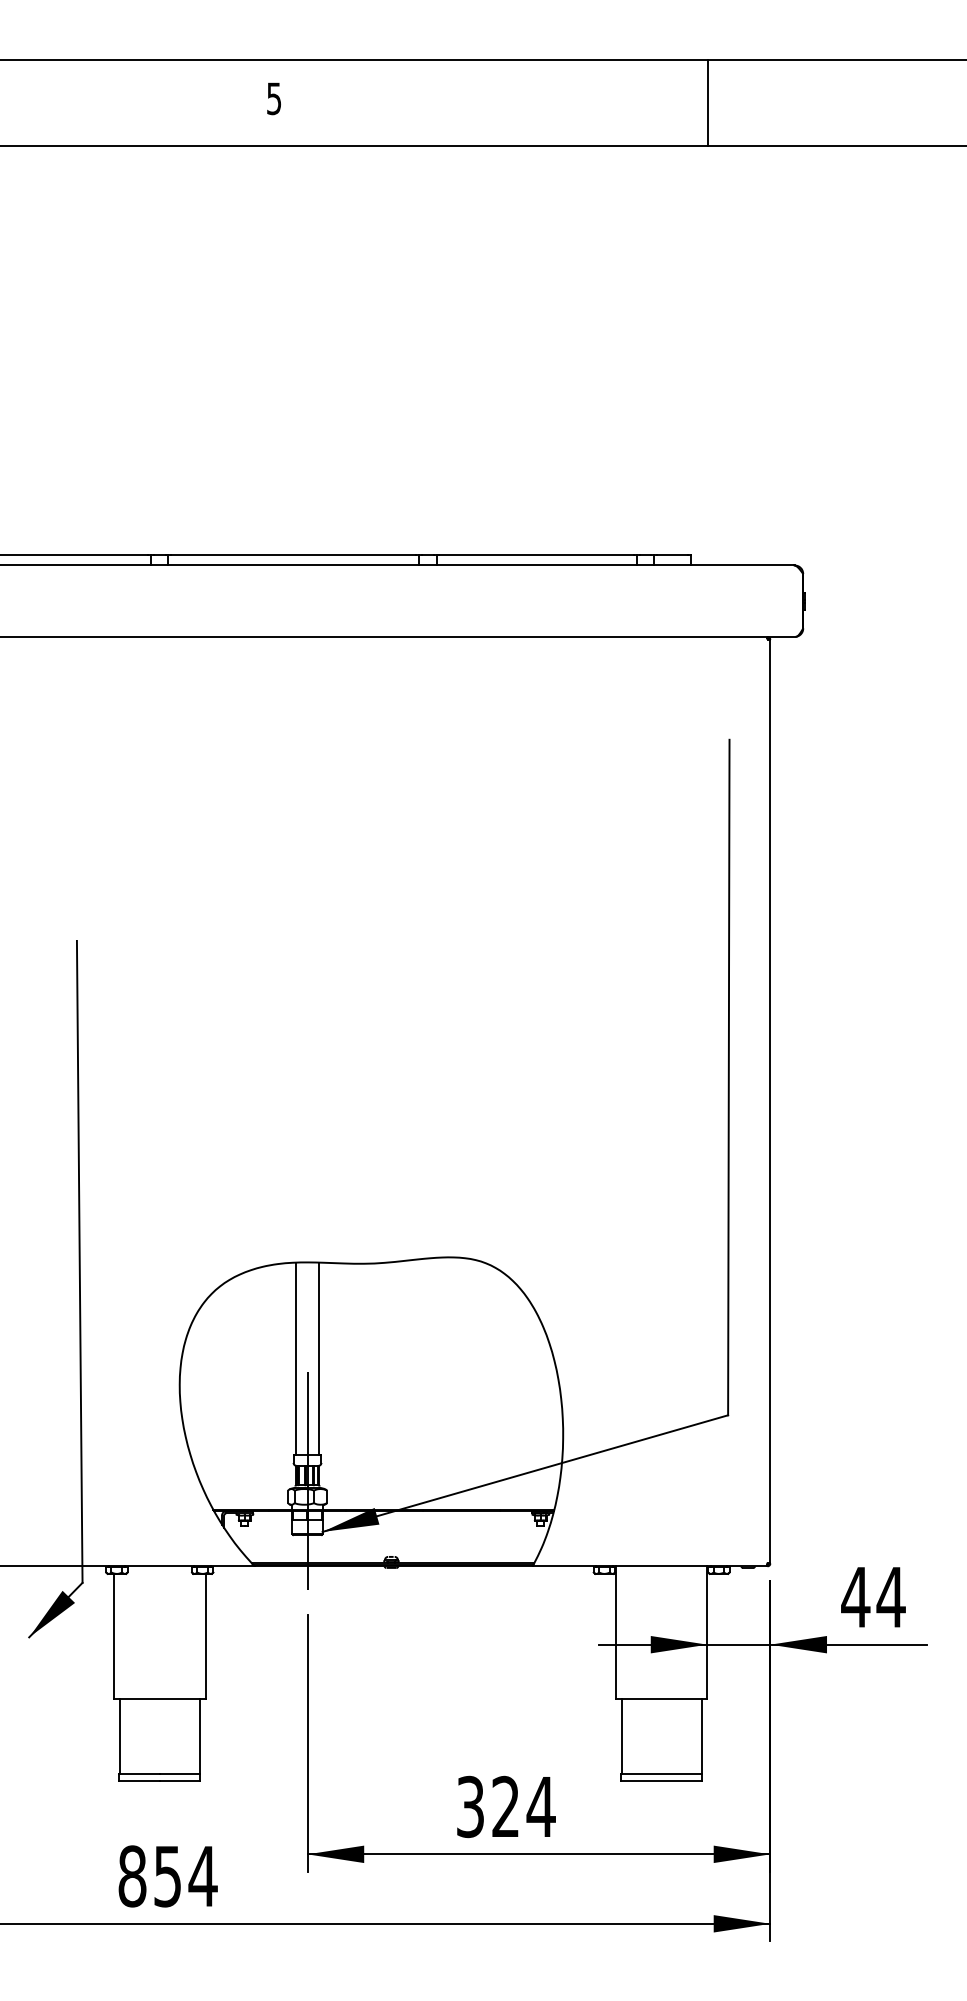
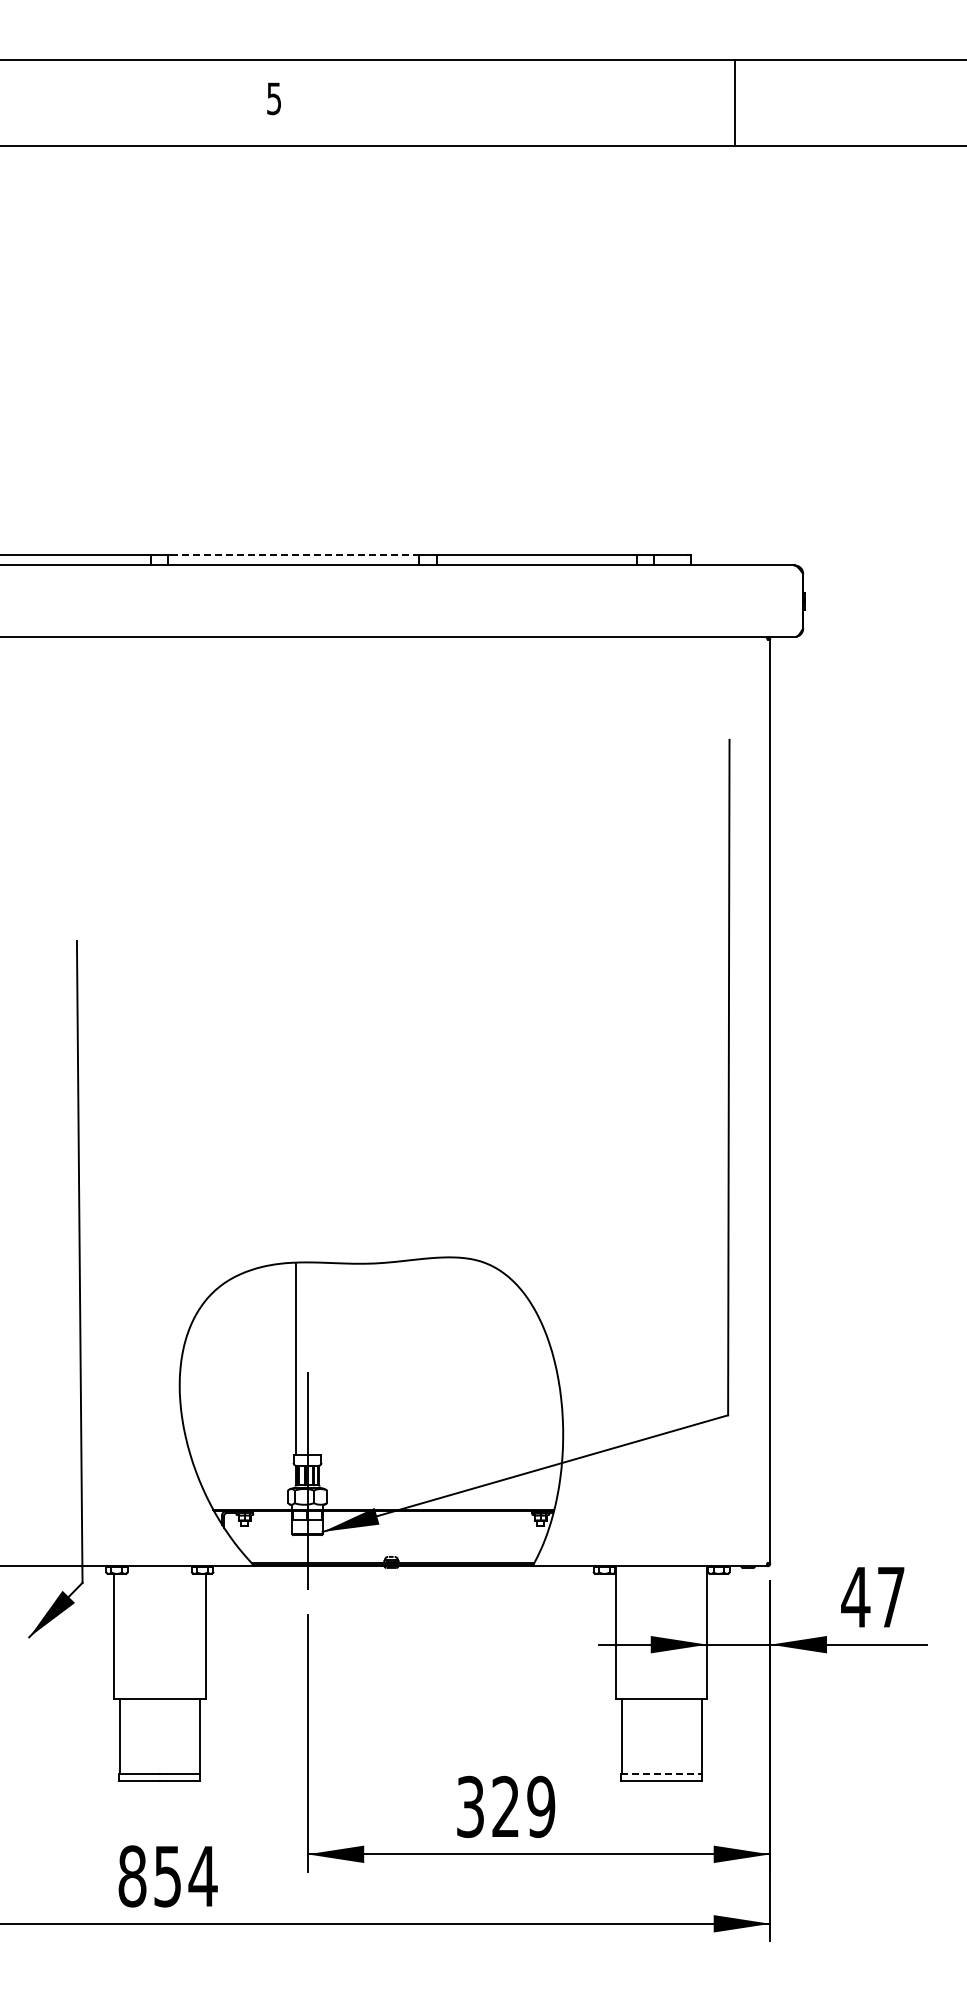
line position: (708, 102) -> (735, 102) (735, 102)
line: solid -> dashed (293, 554)
line: present -> none (318, 1358)
text: 44 -> 47 (890, 1597)
line: solid -> dashed (661, 1773)
text: 324 -> 329 (540, 1806)
